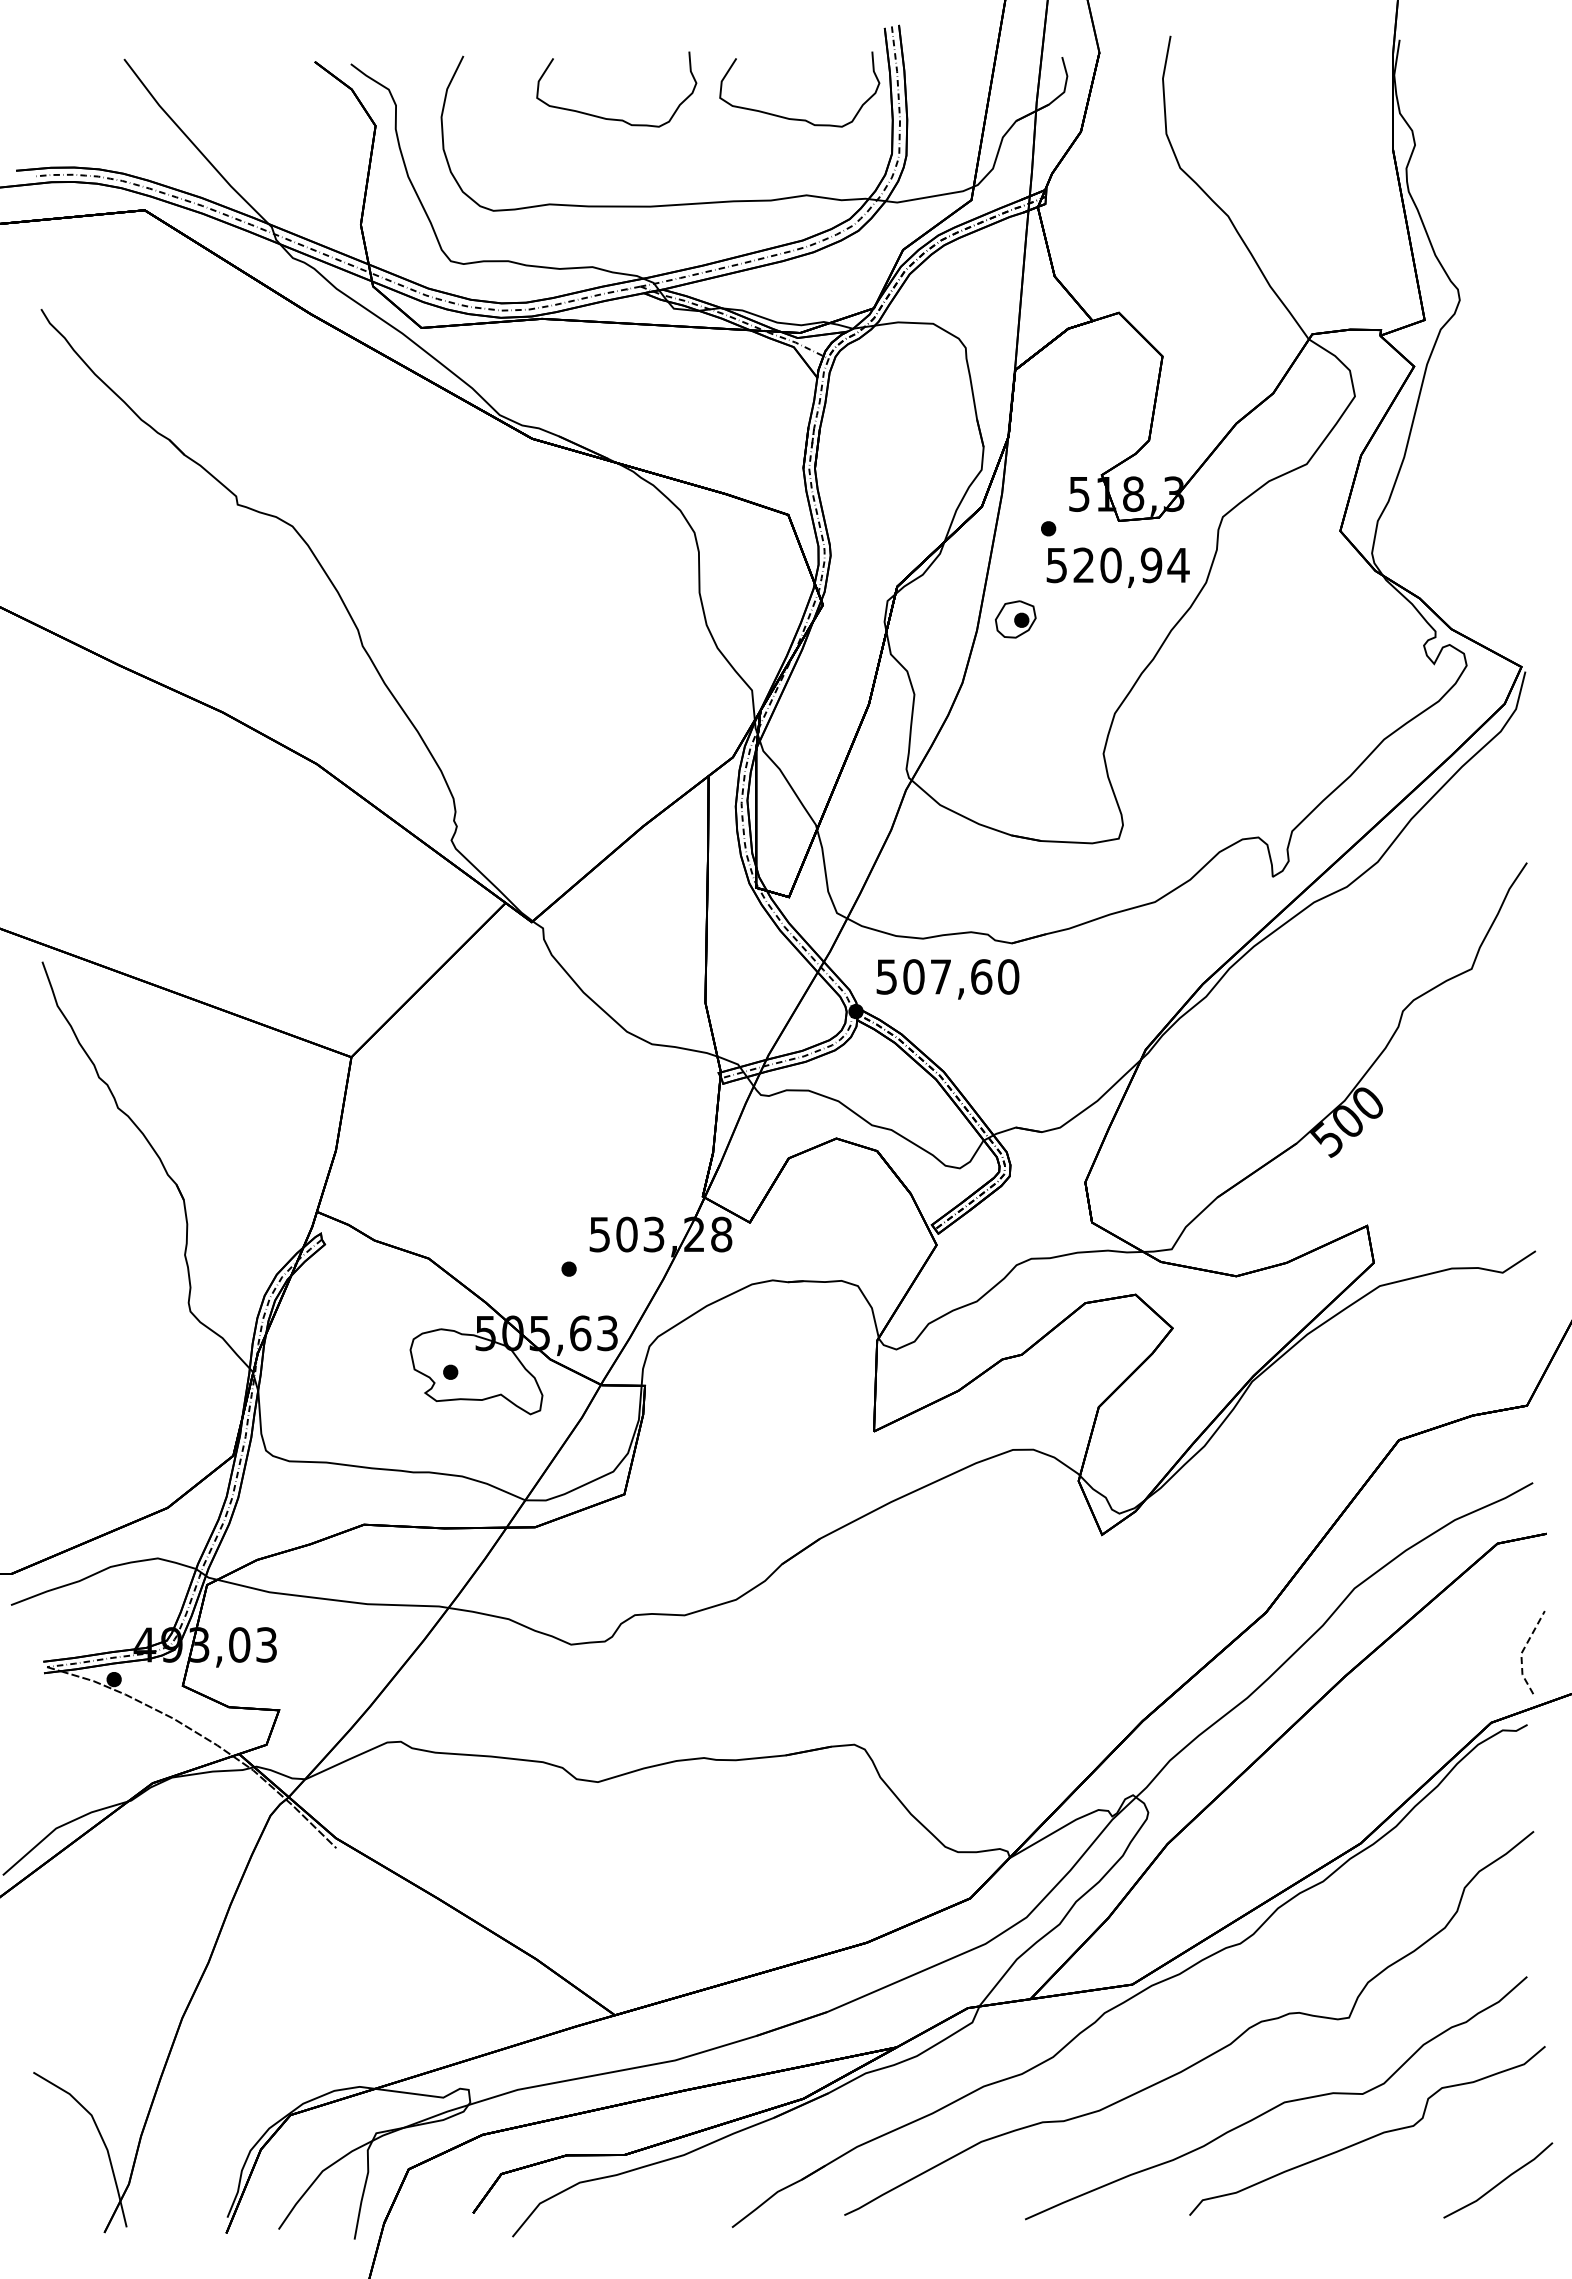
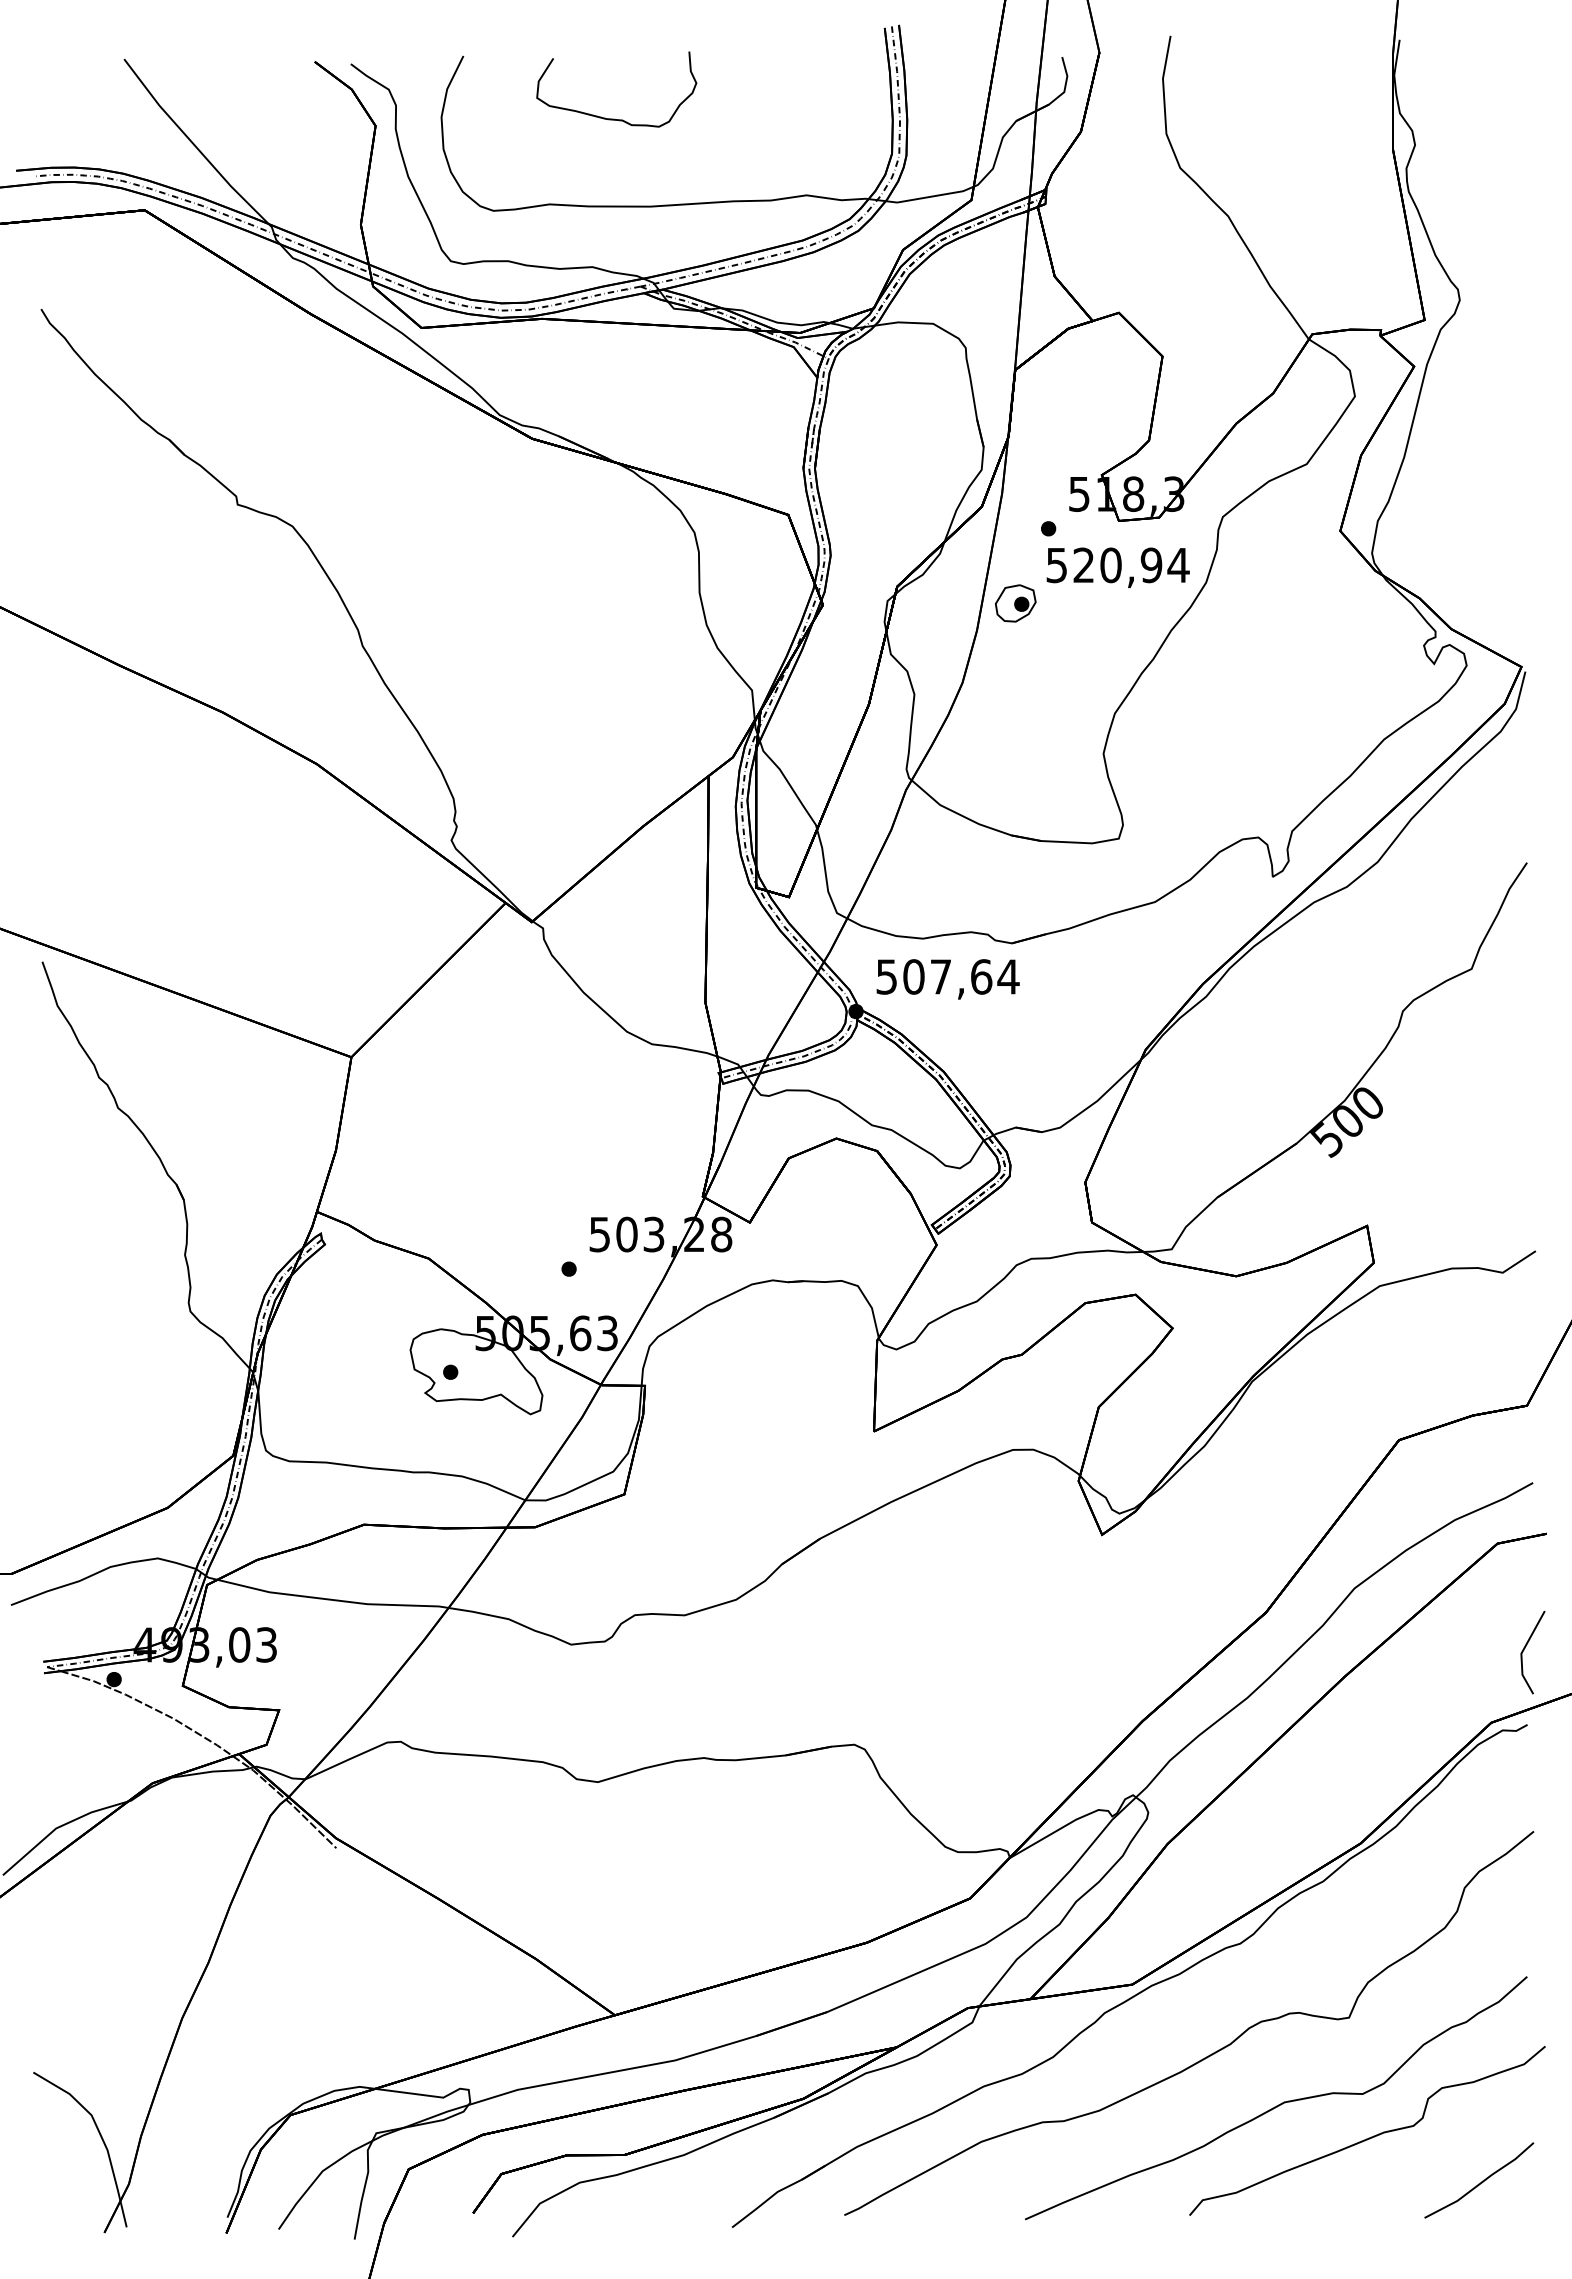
curve: present -> none (797, 118)
part position: (1015, 619) -> (1015, 603) (1015, 603)
text: 507,60 -> 507,64 (1008, 976)
line: dashed -> solid (1521, 1652)
line position: (1500, 2181) -> (1481, 2181) (1481, 2181)
